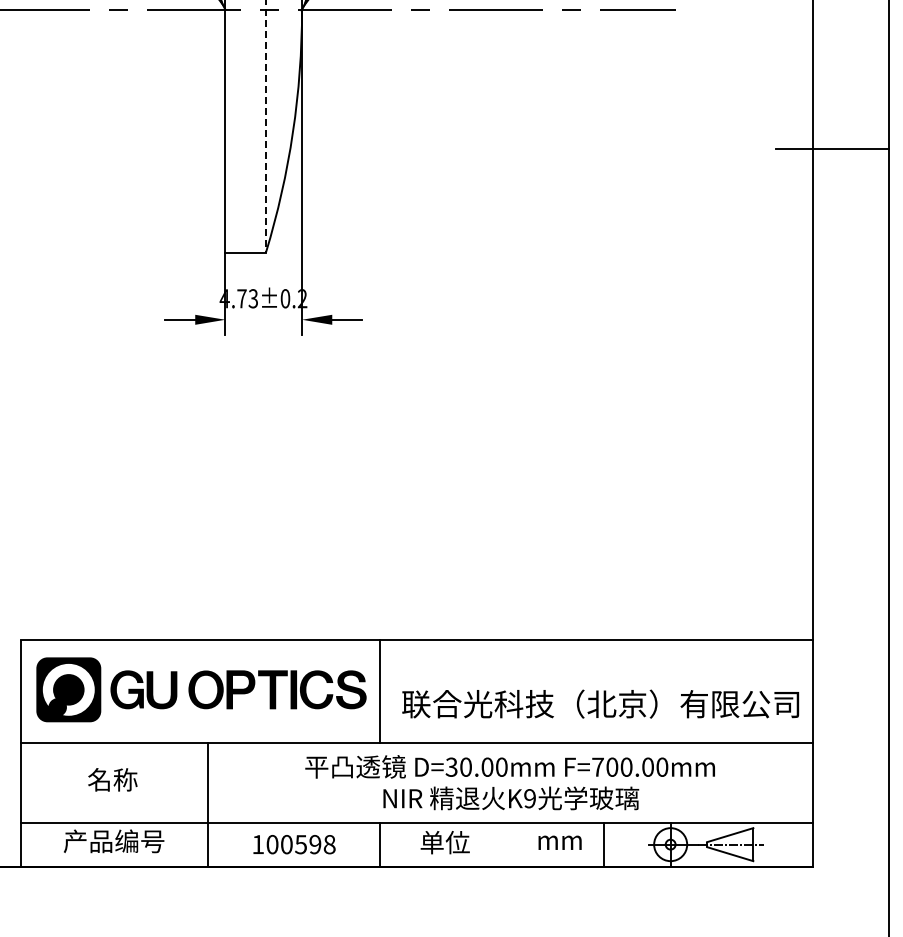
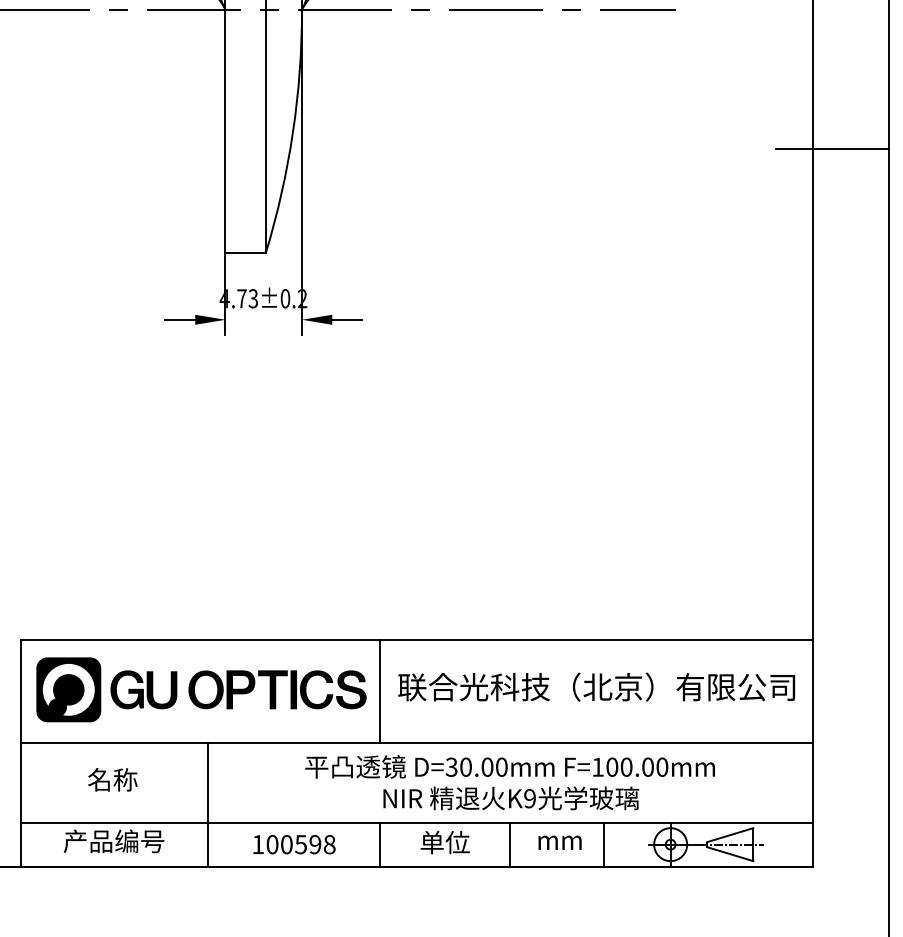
line: dashed -> solid (265, 126)
text position: (600, 703) -> (596, 686) (596, 686)
text: F=700.00mm -> F=100.00mm (597, 766)
line: none -> present (509, 844)
